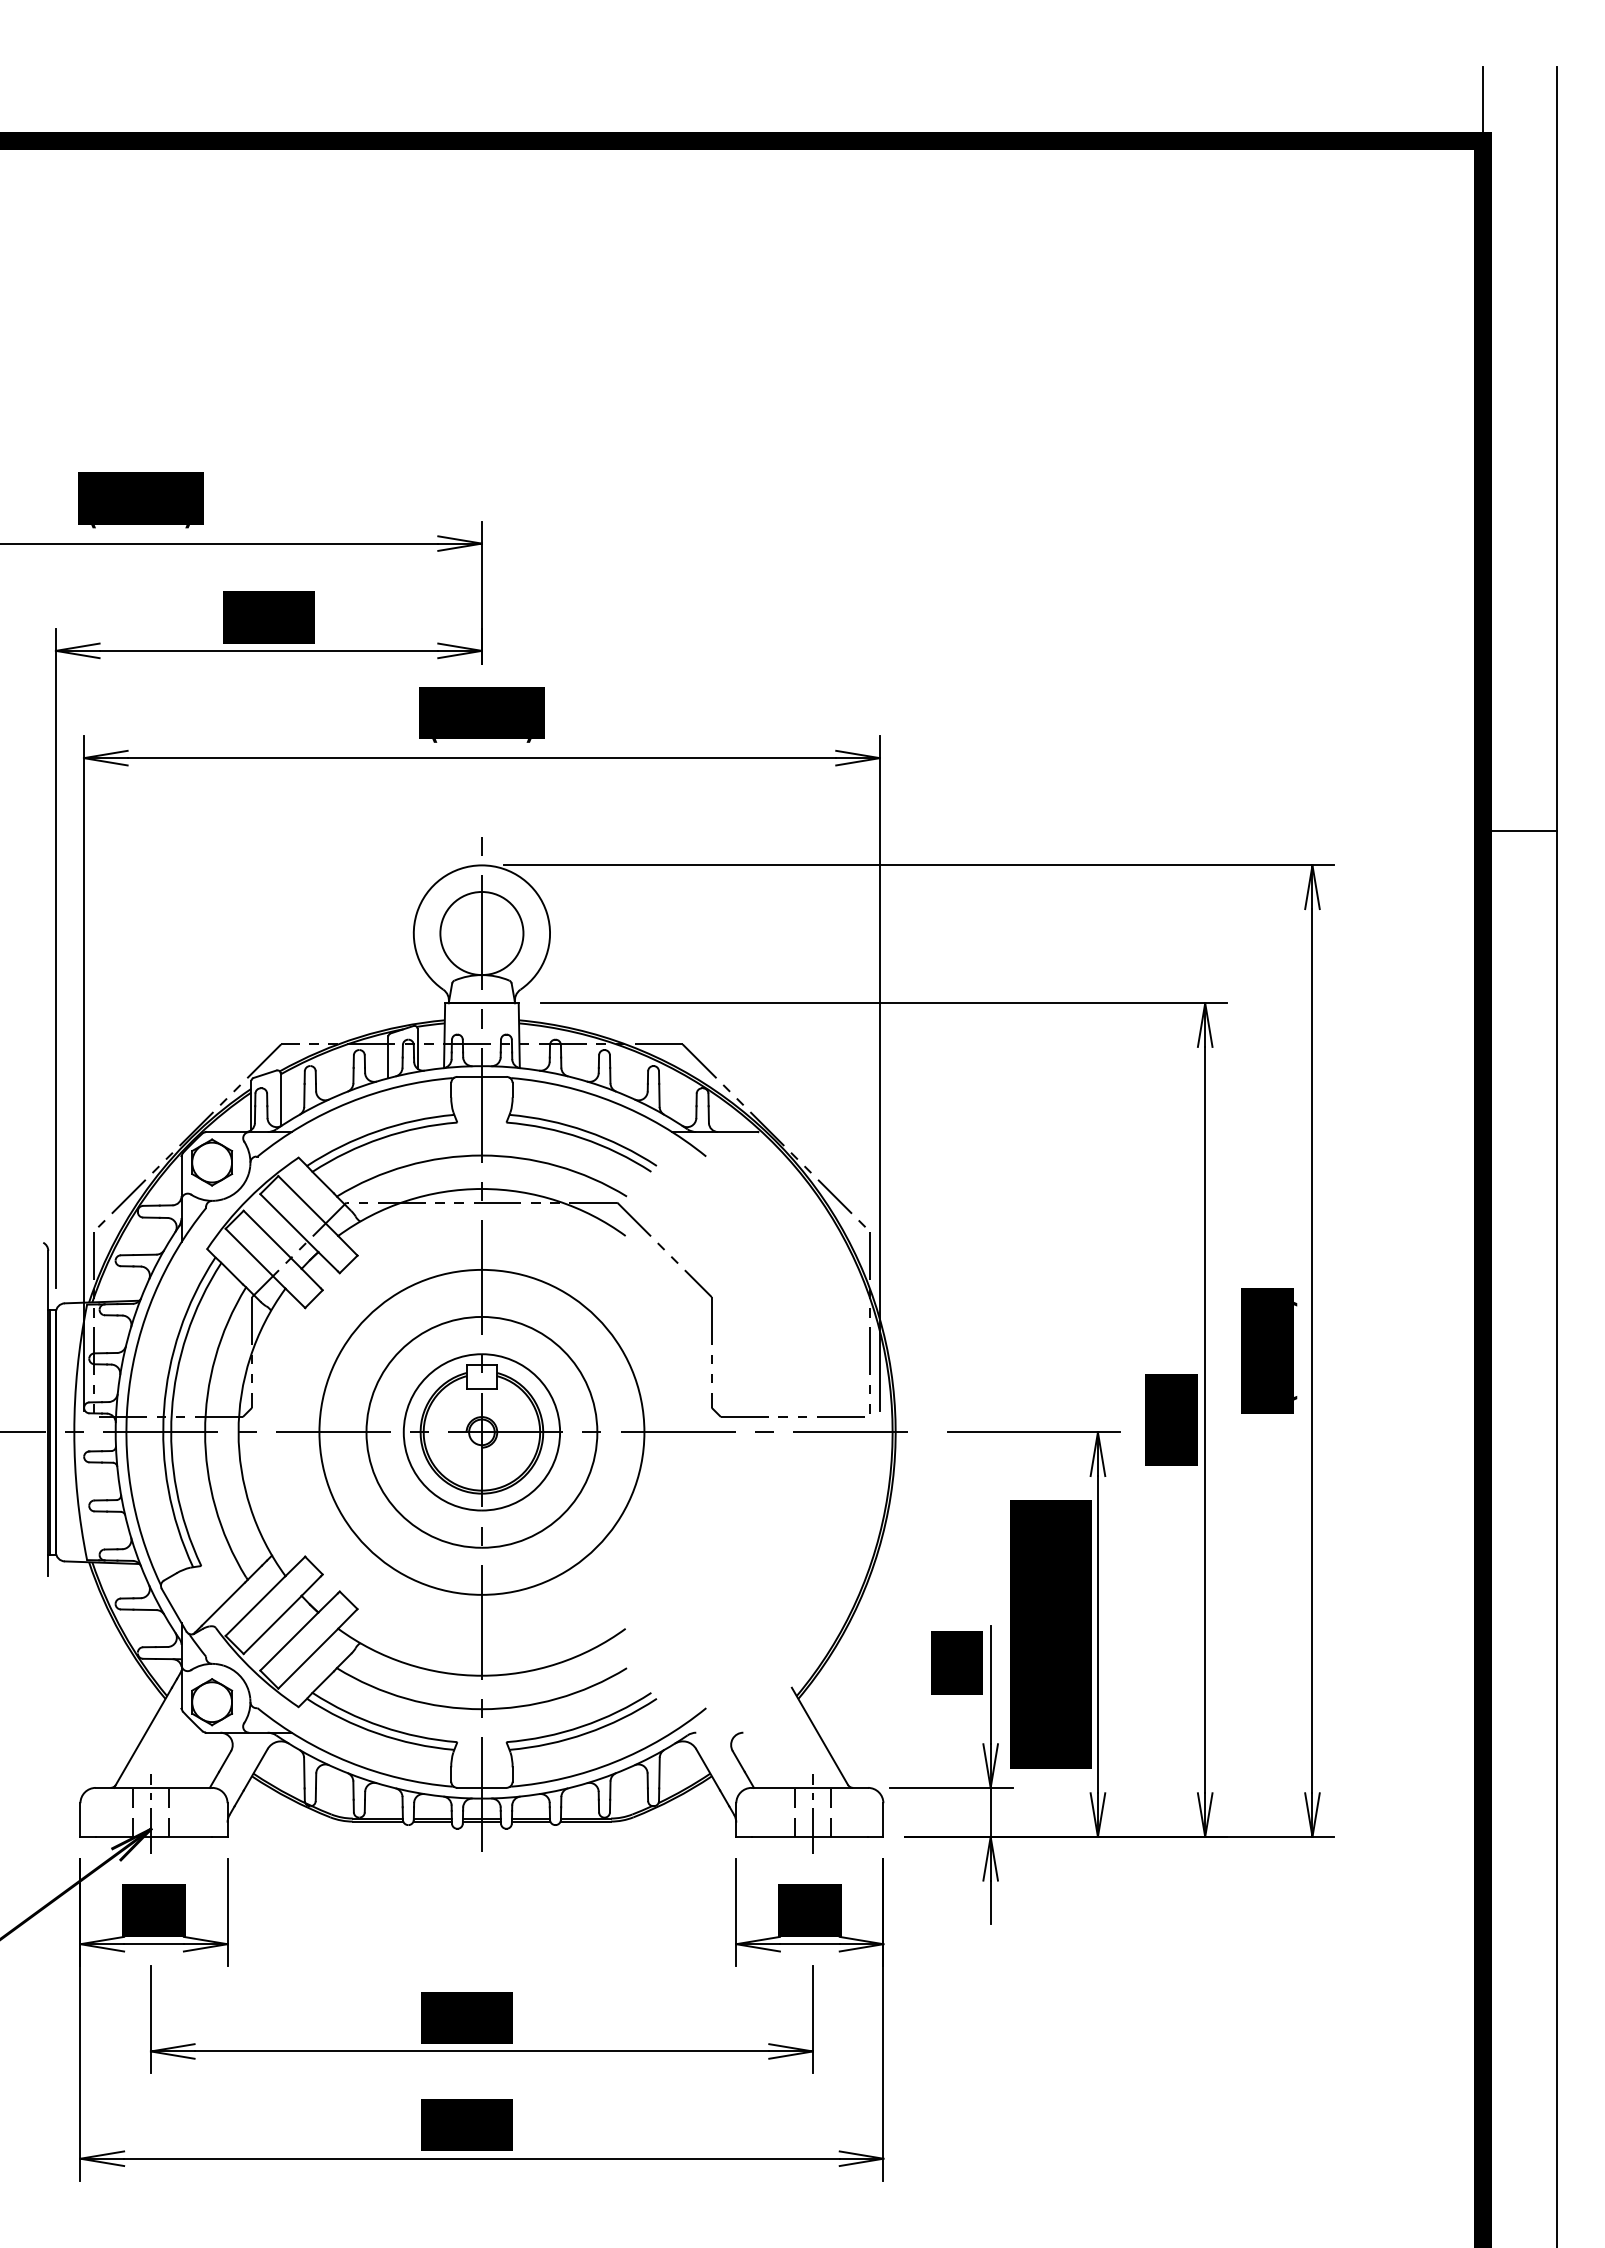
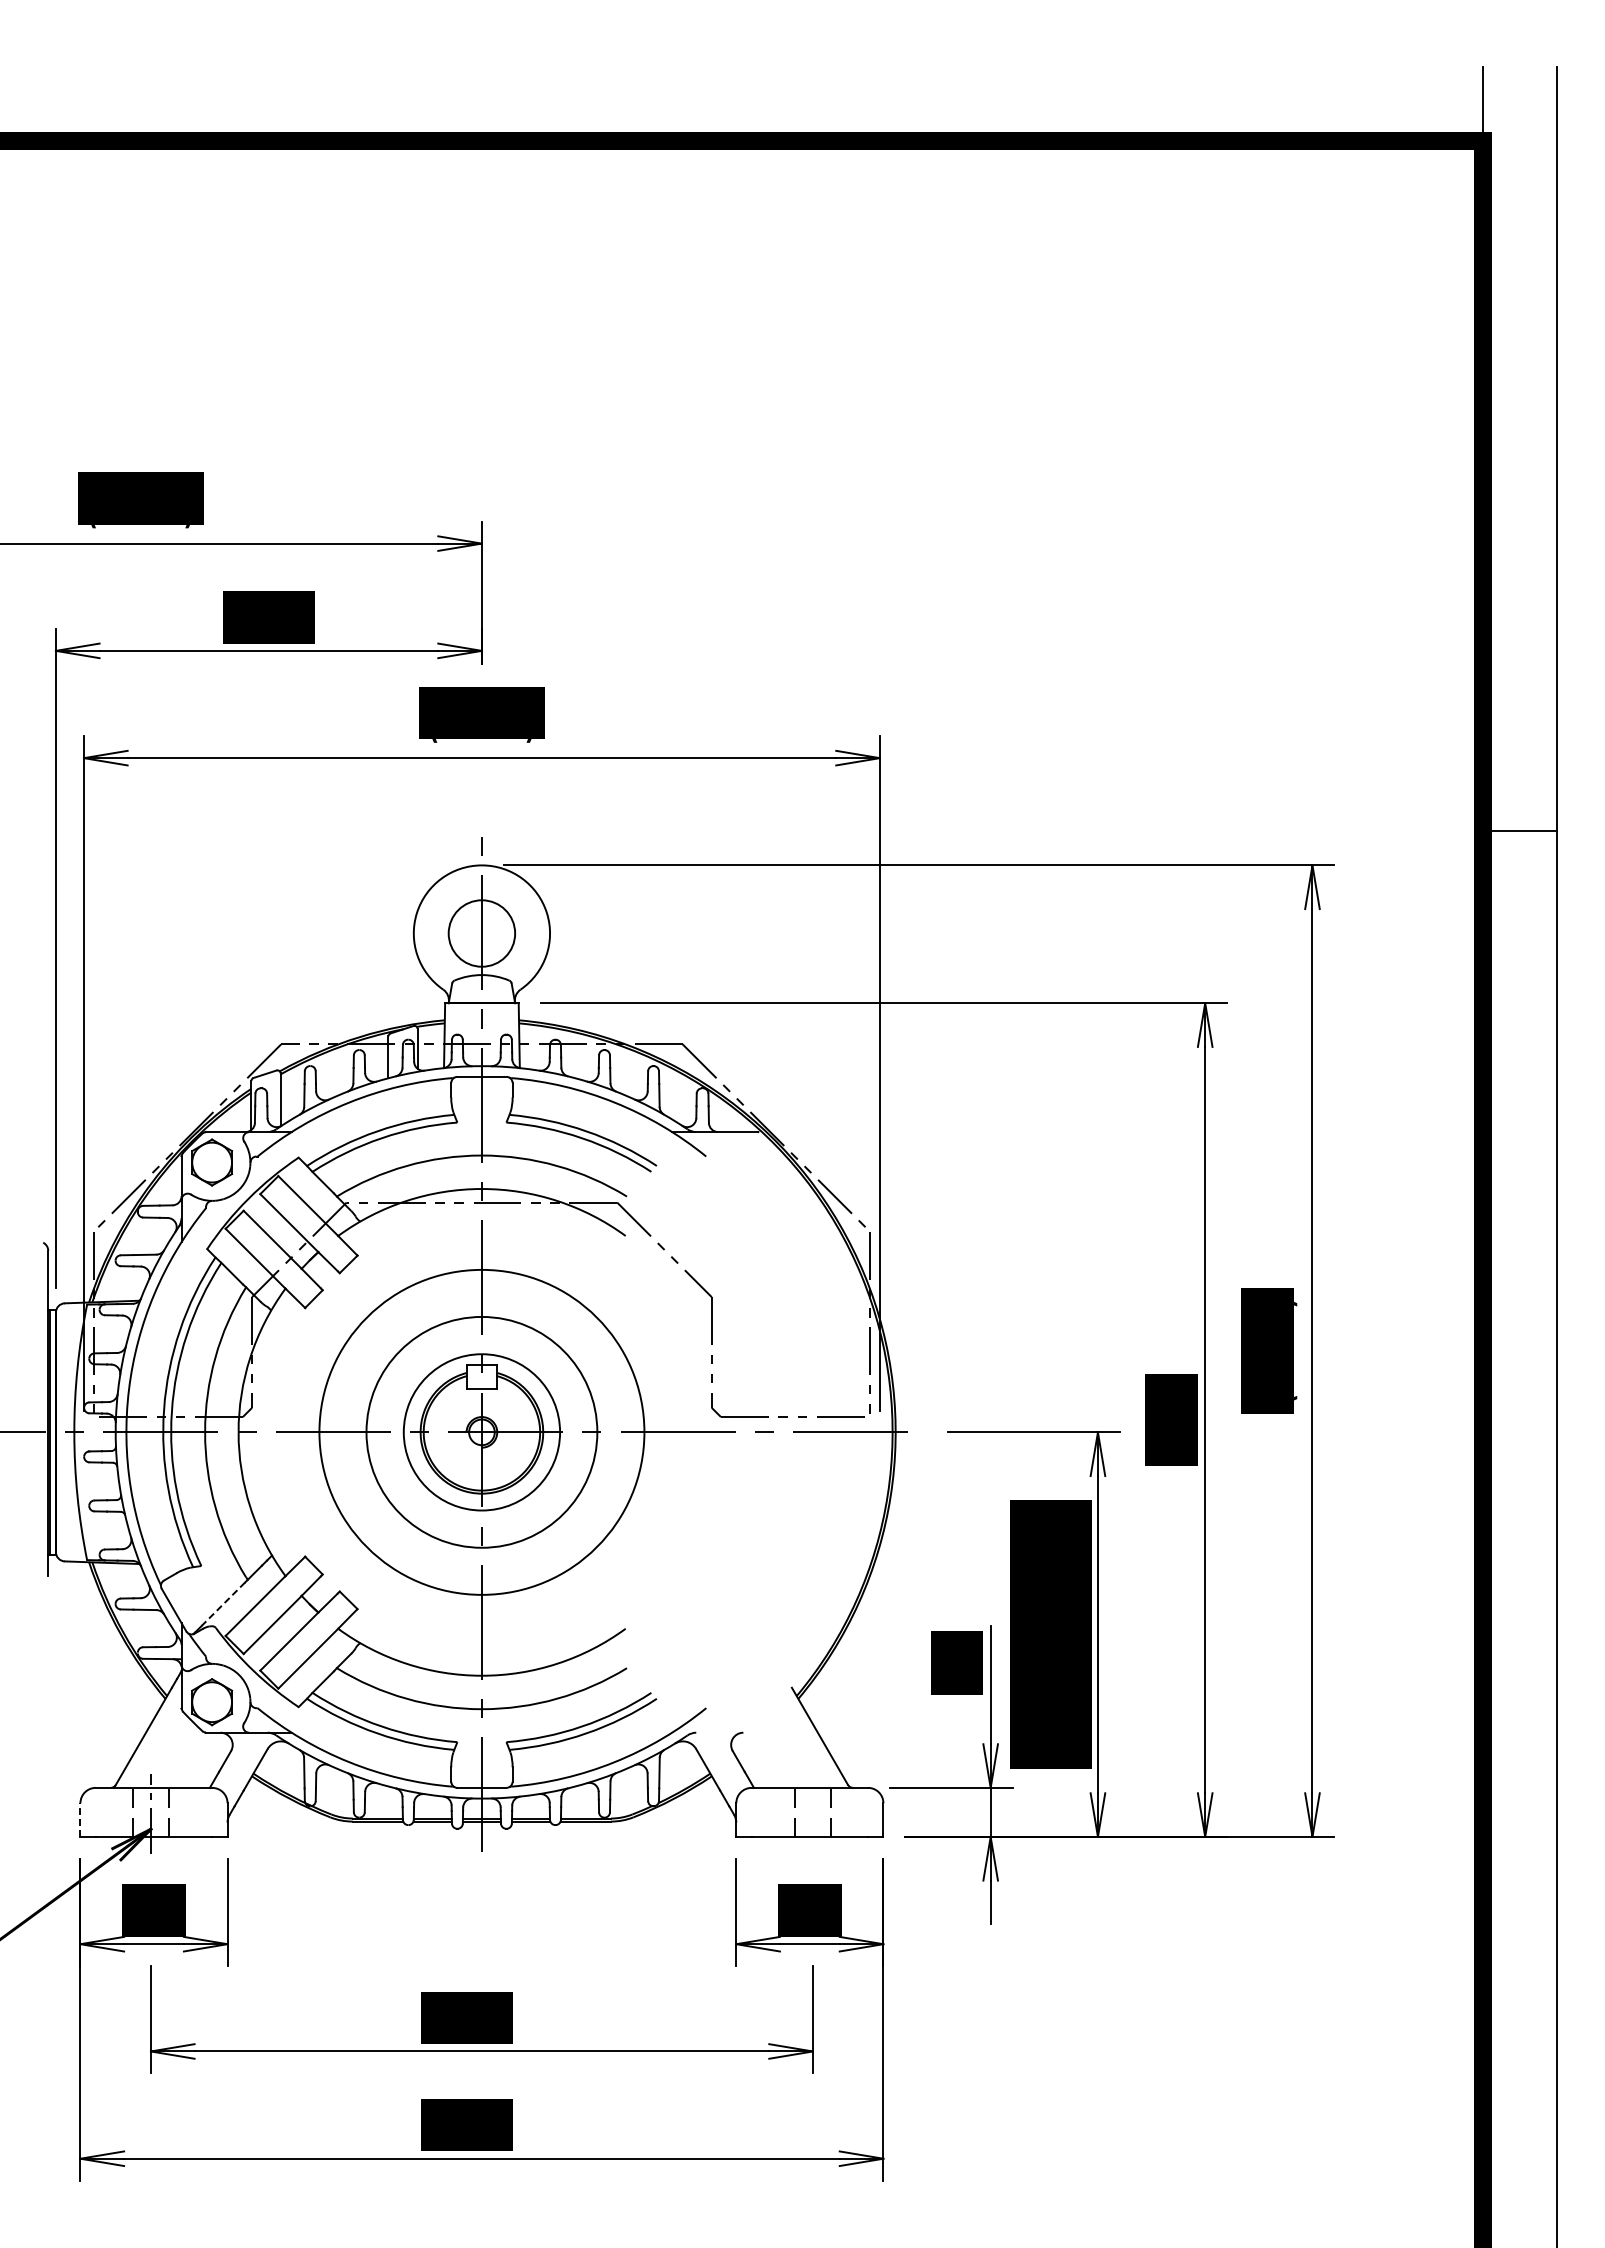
circle diameter: 83 px -> 66 px (481, 933)
line: solid -> dashed (223, 1604)
line: present -> none (812, 1813)
line: solid -> dashed (80, 1820)
